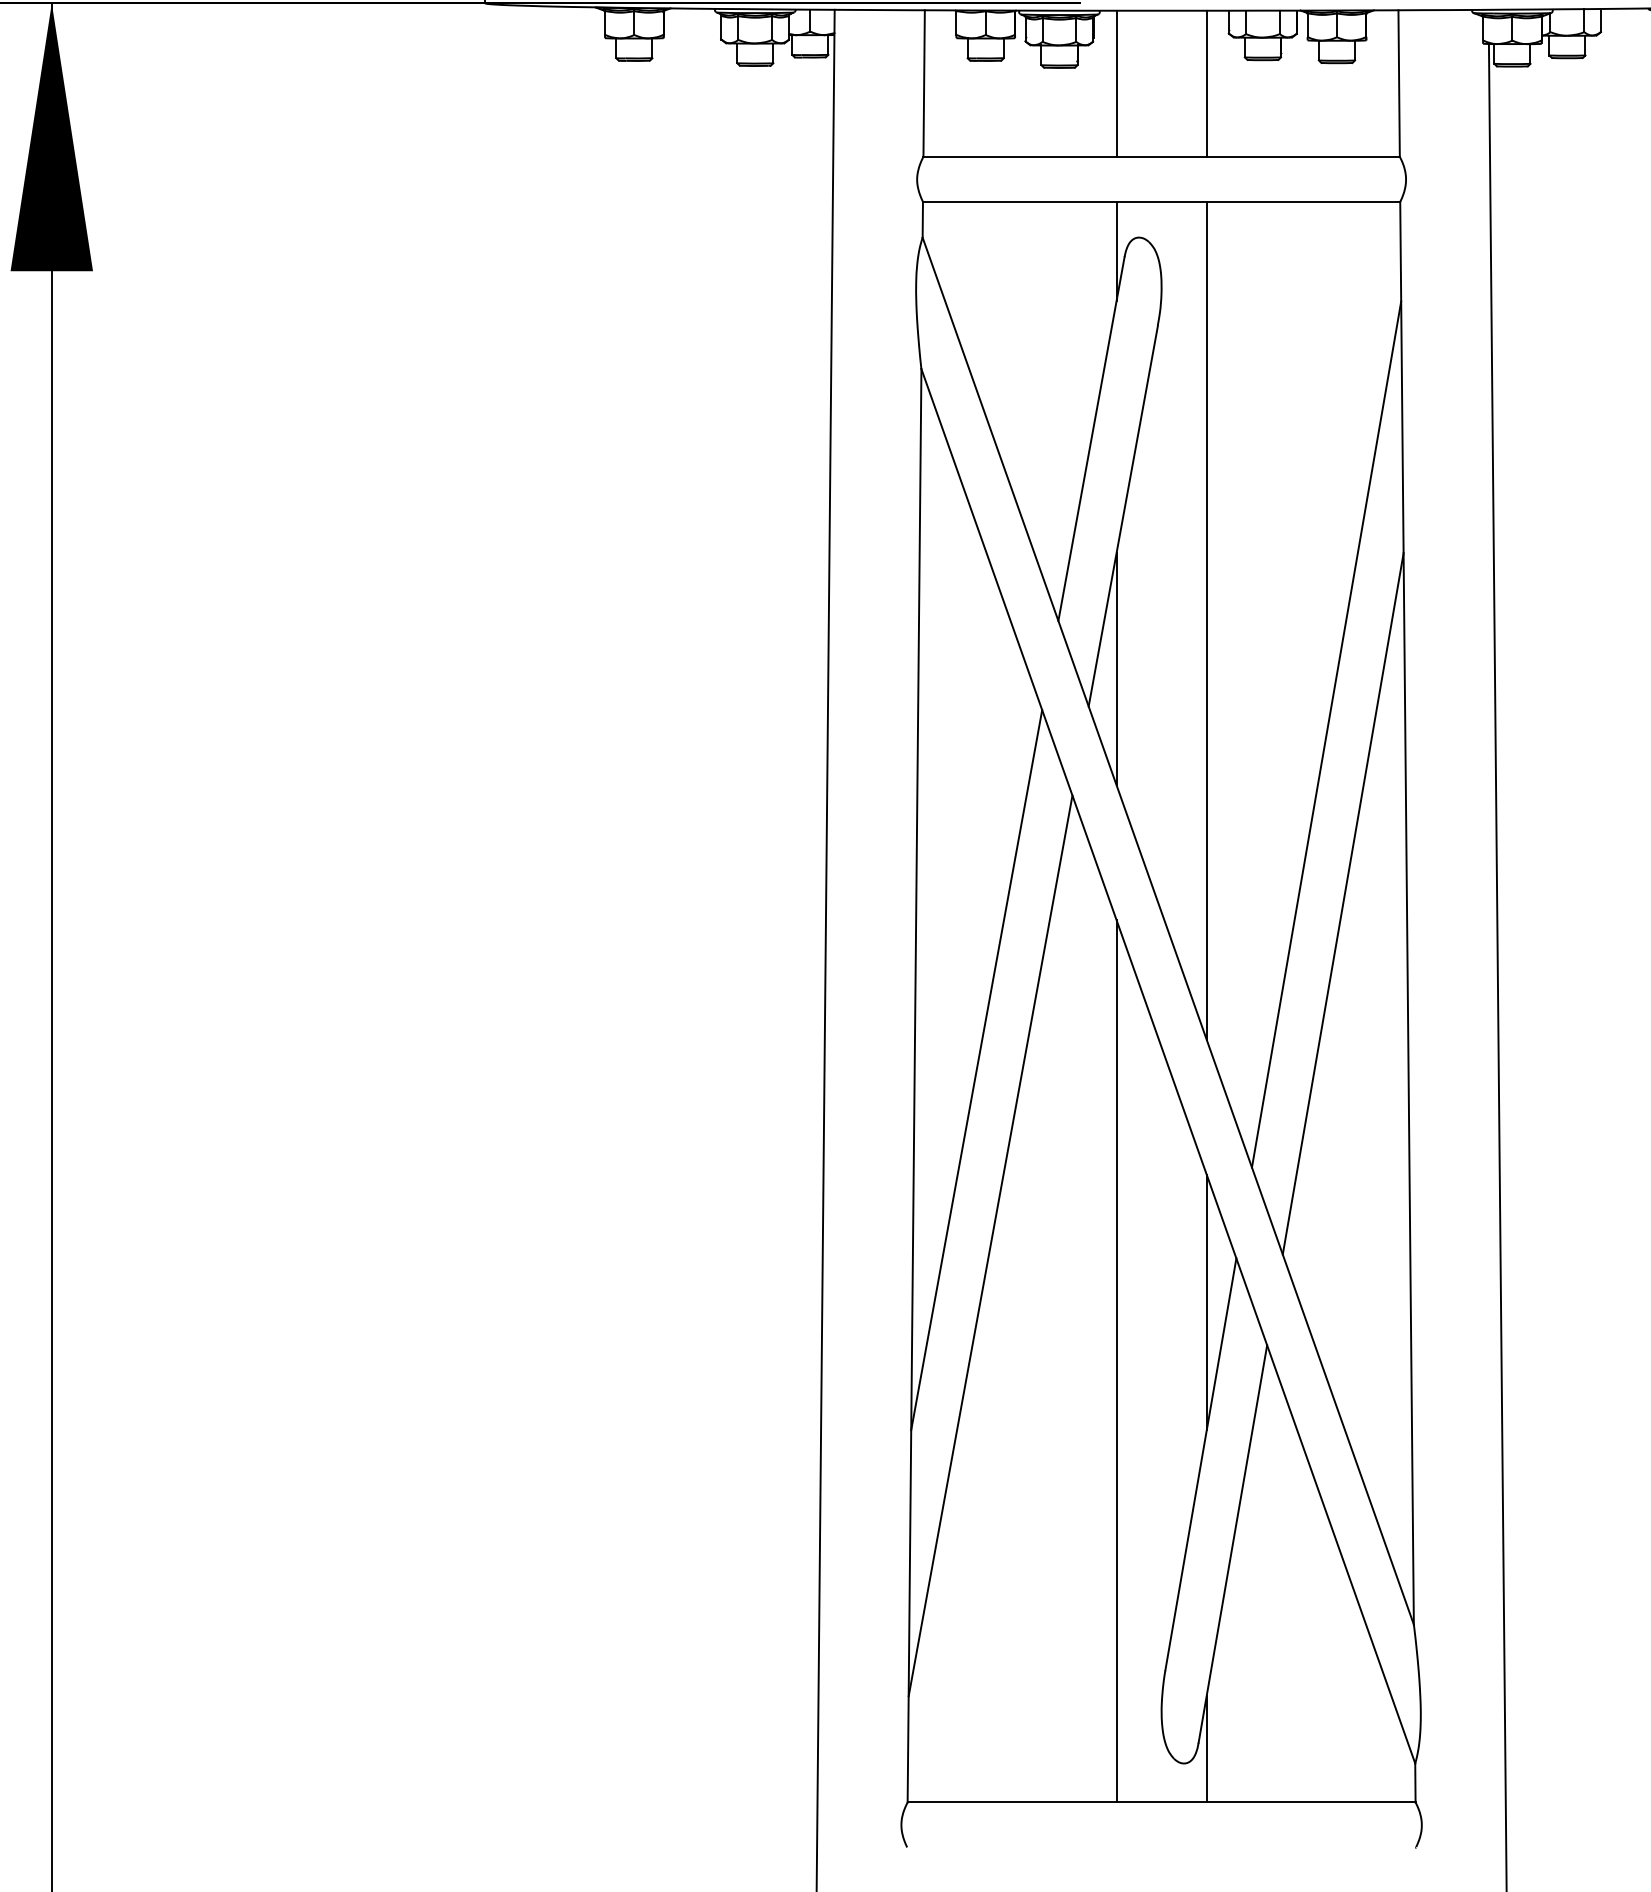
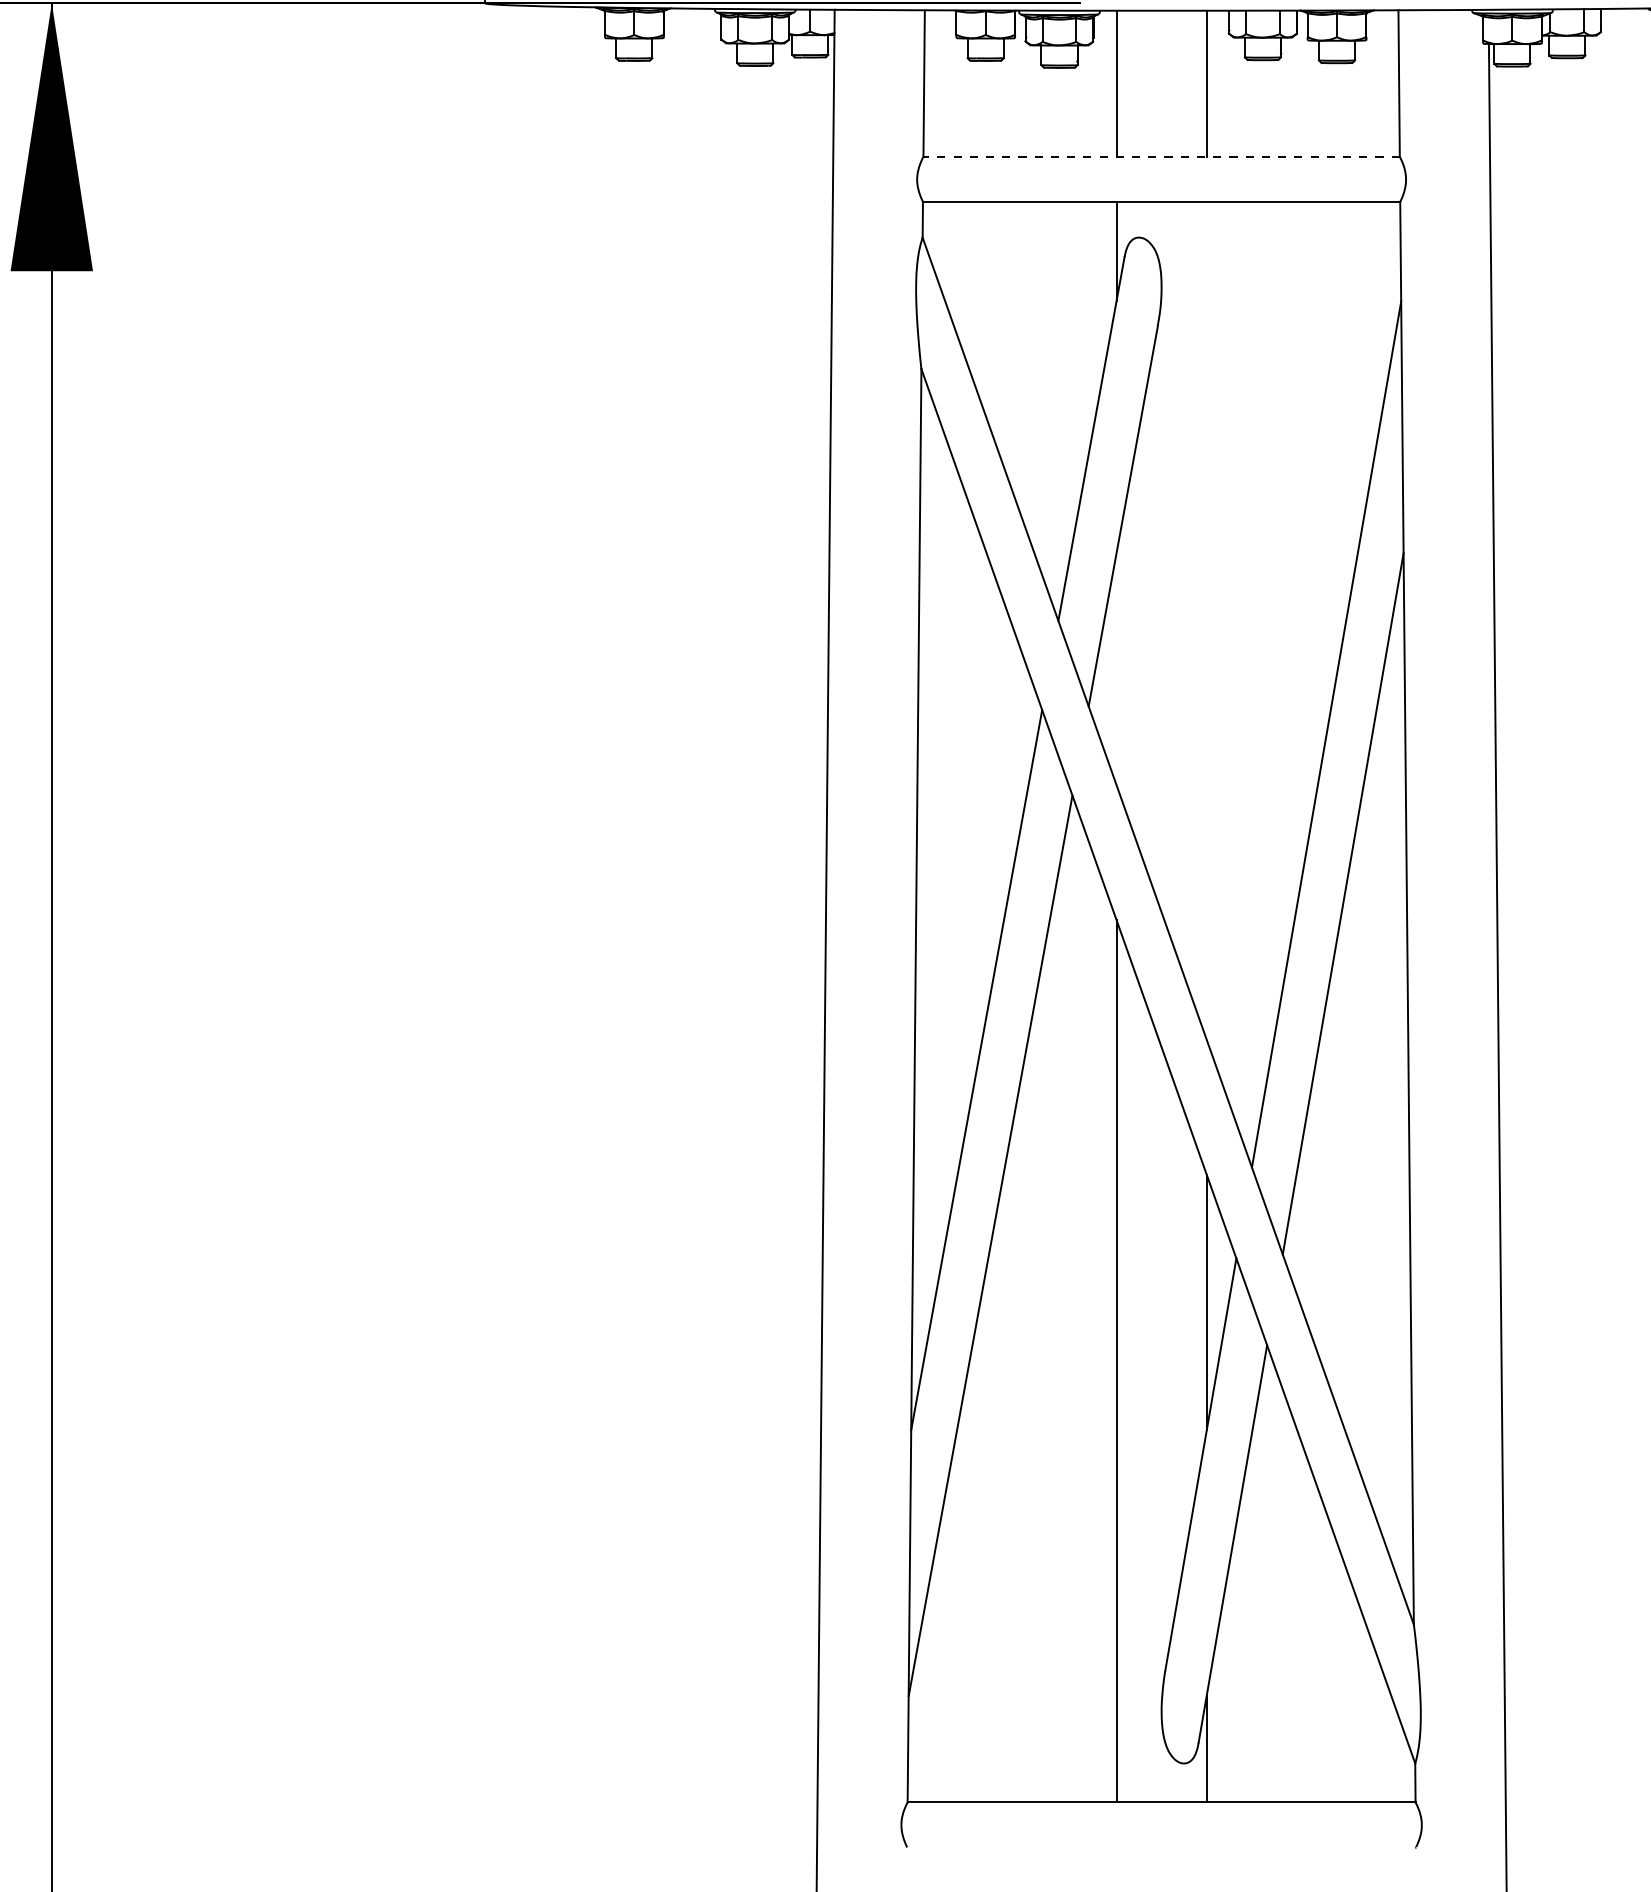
line: solid -> dashed (1161, 156)
line: present -> none (1206, 620)
line: present -> none (1116, 669)
